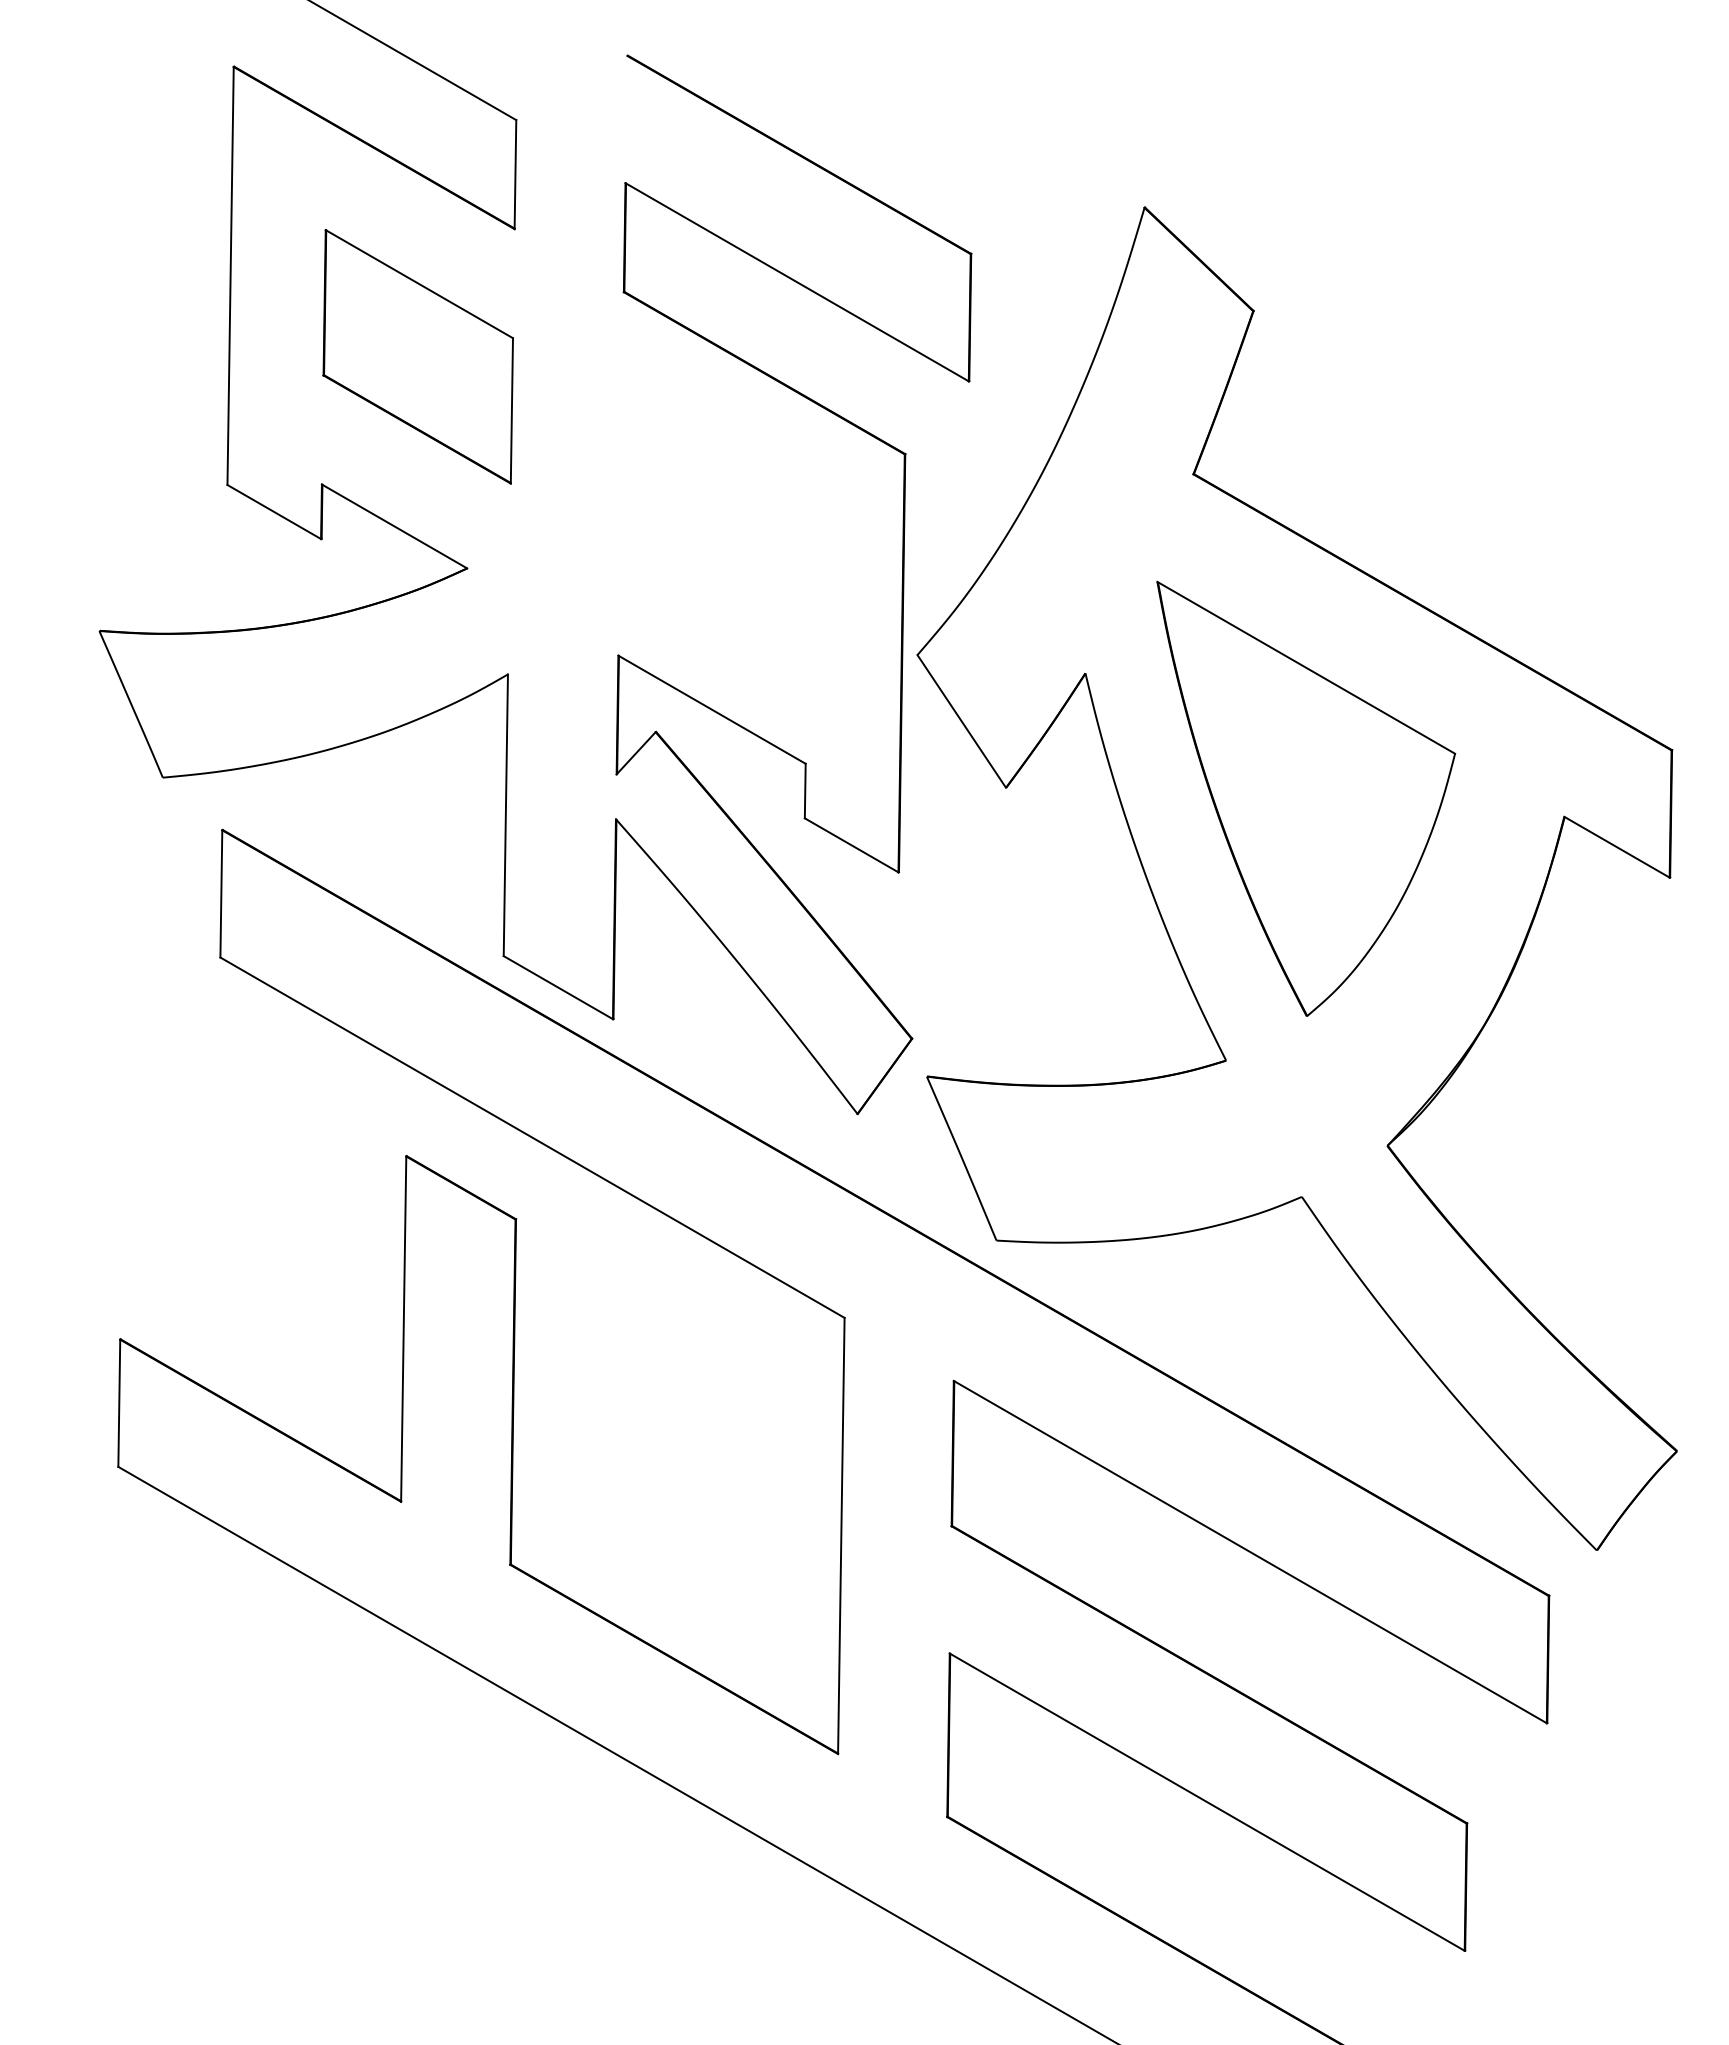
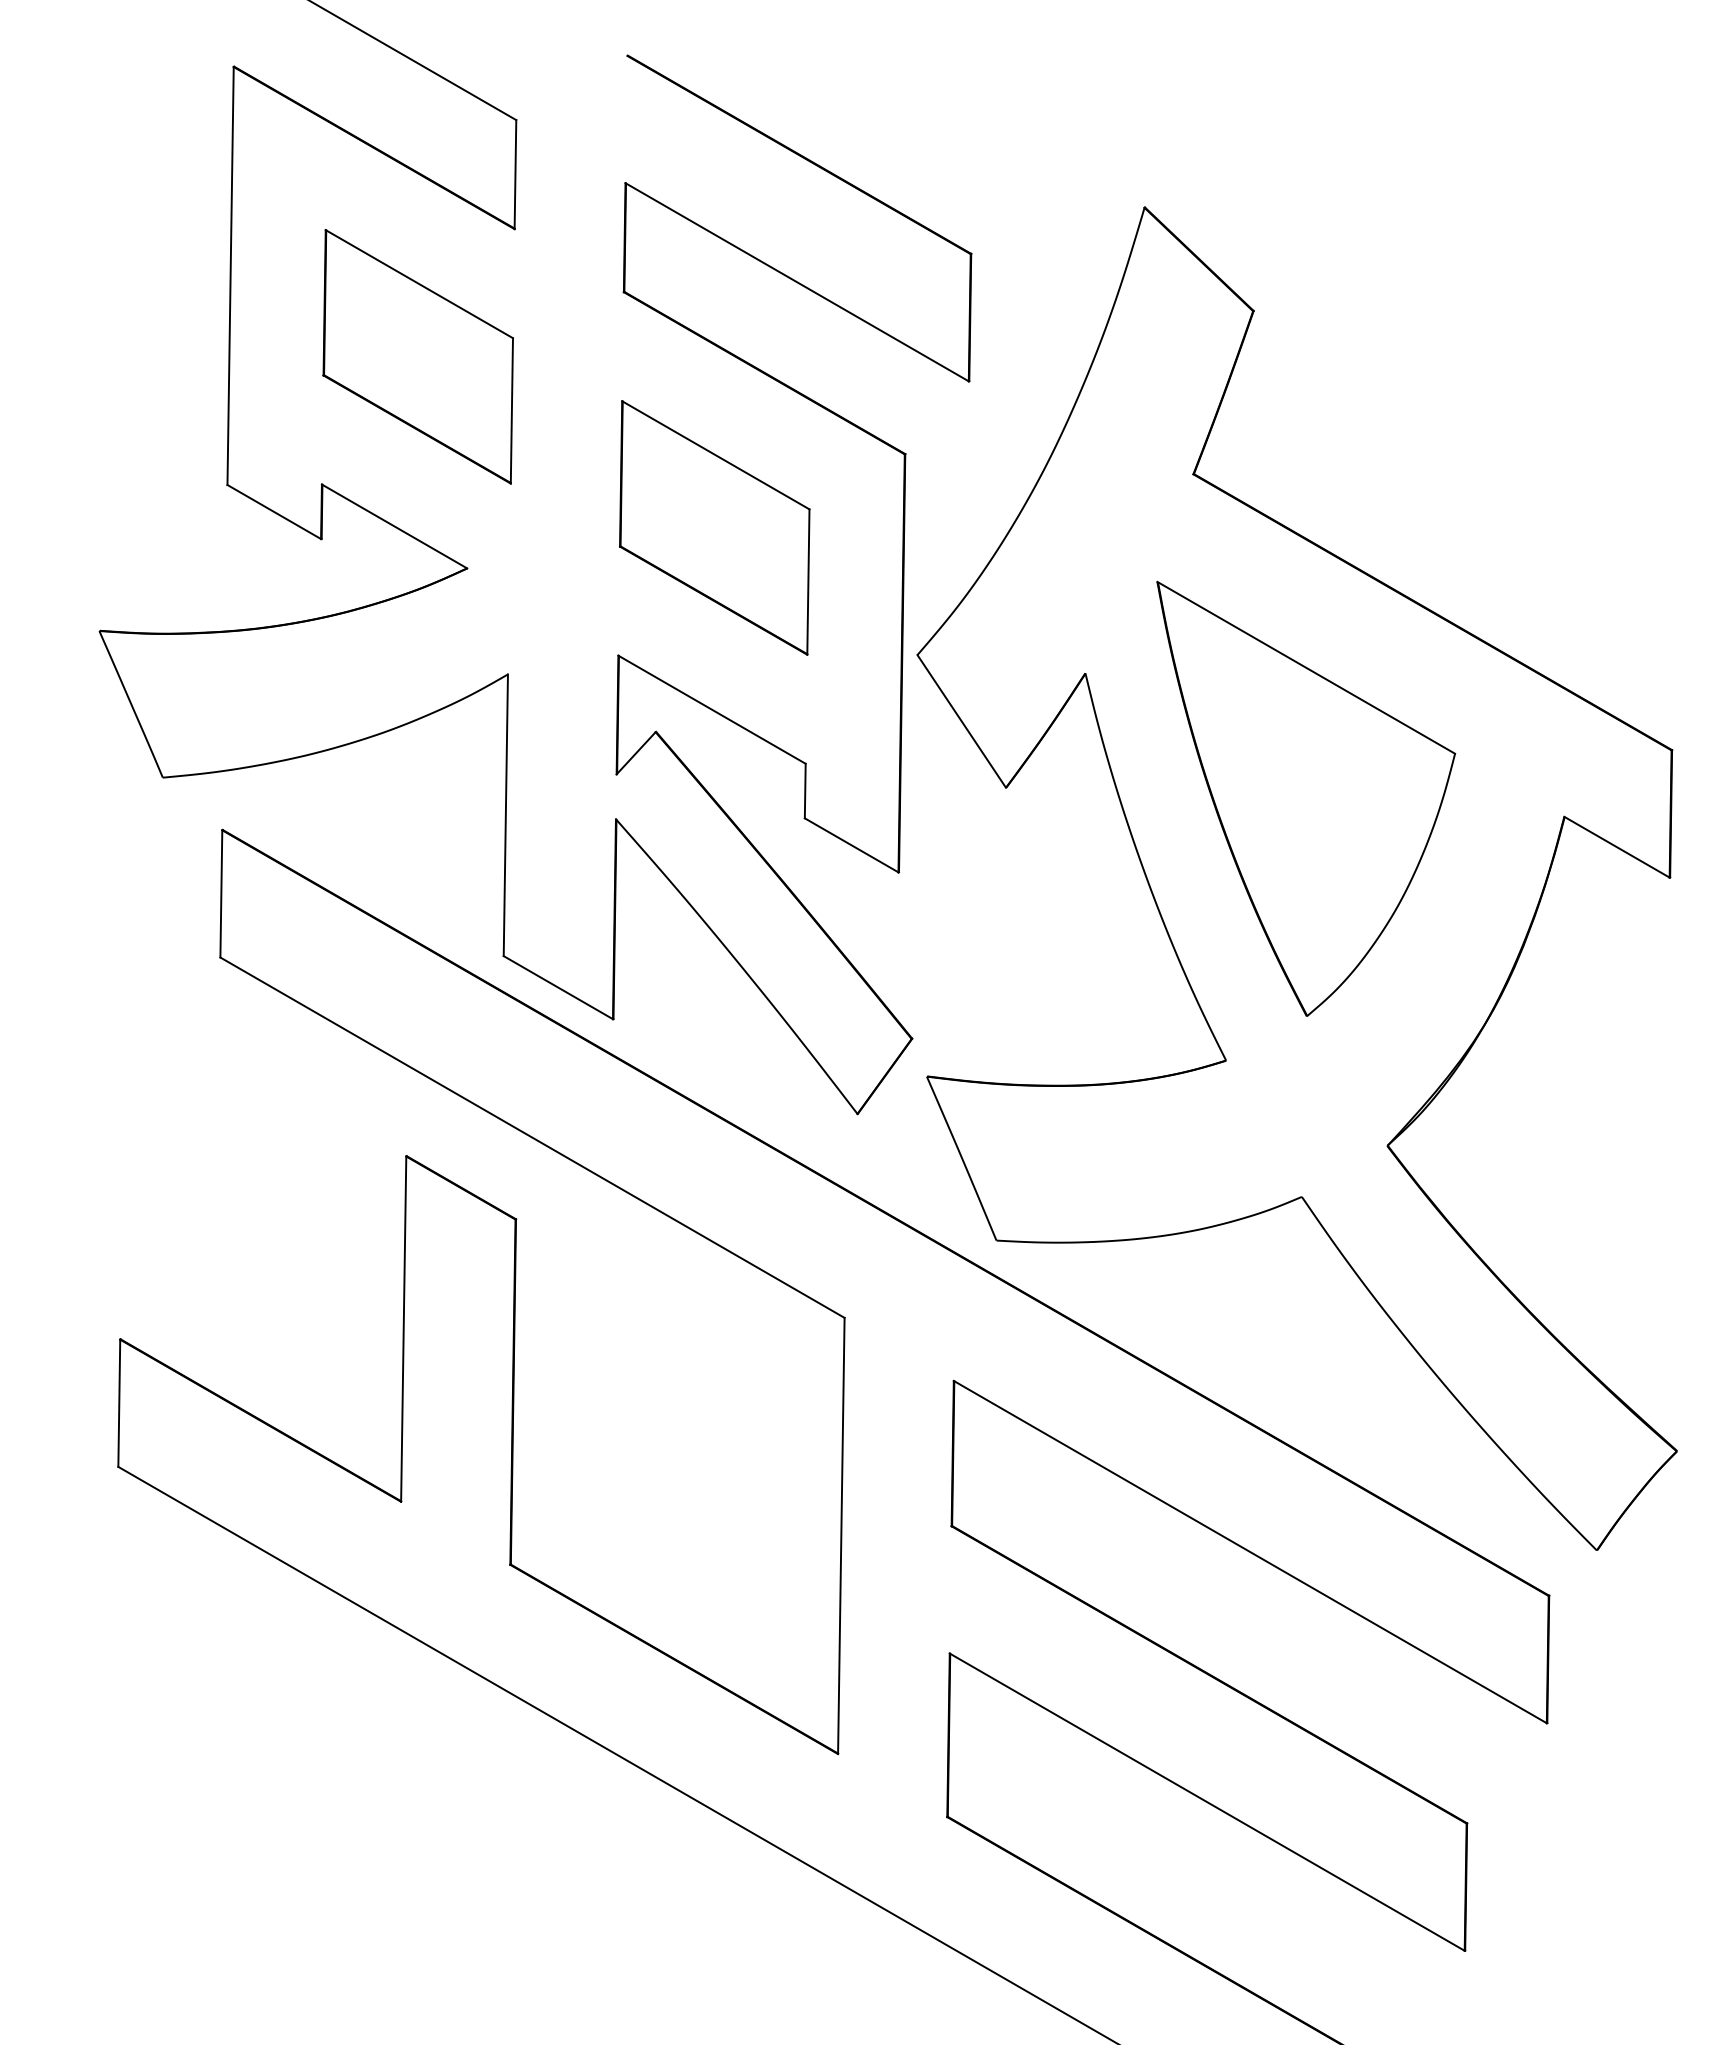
part: none -> present (714, 527)
